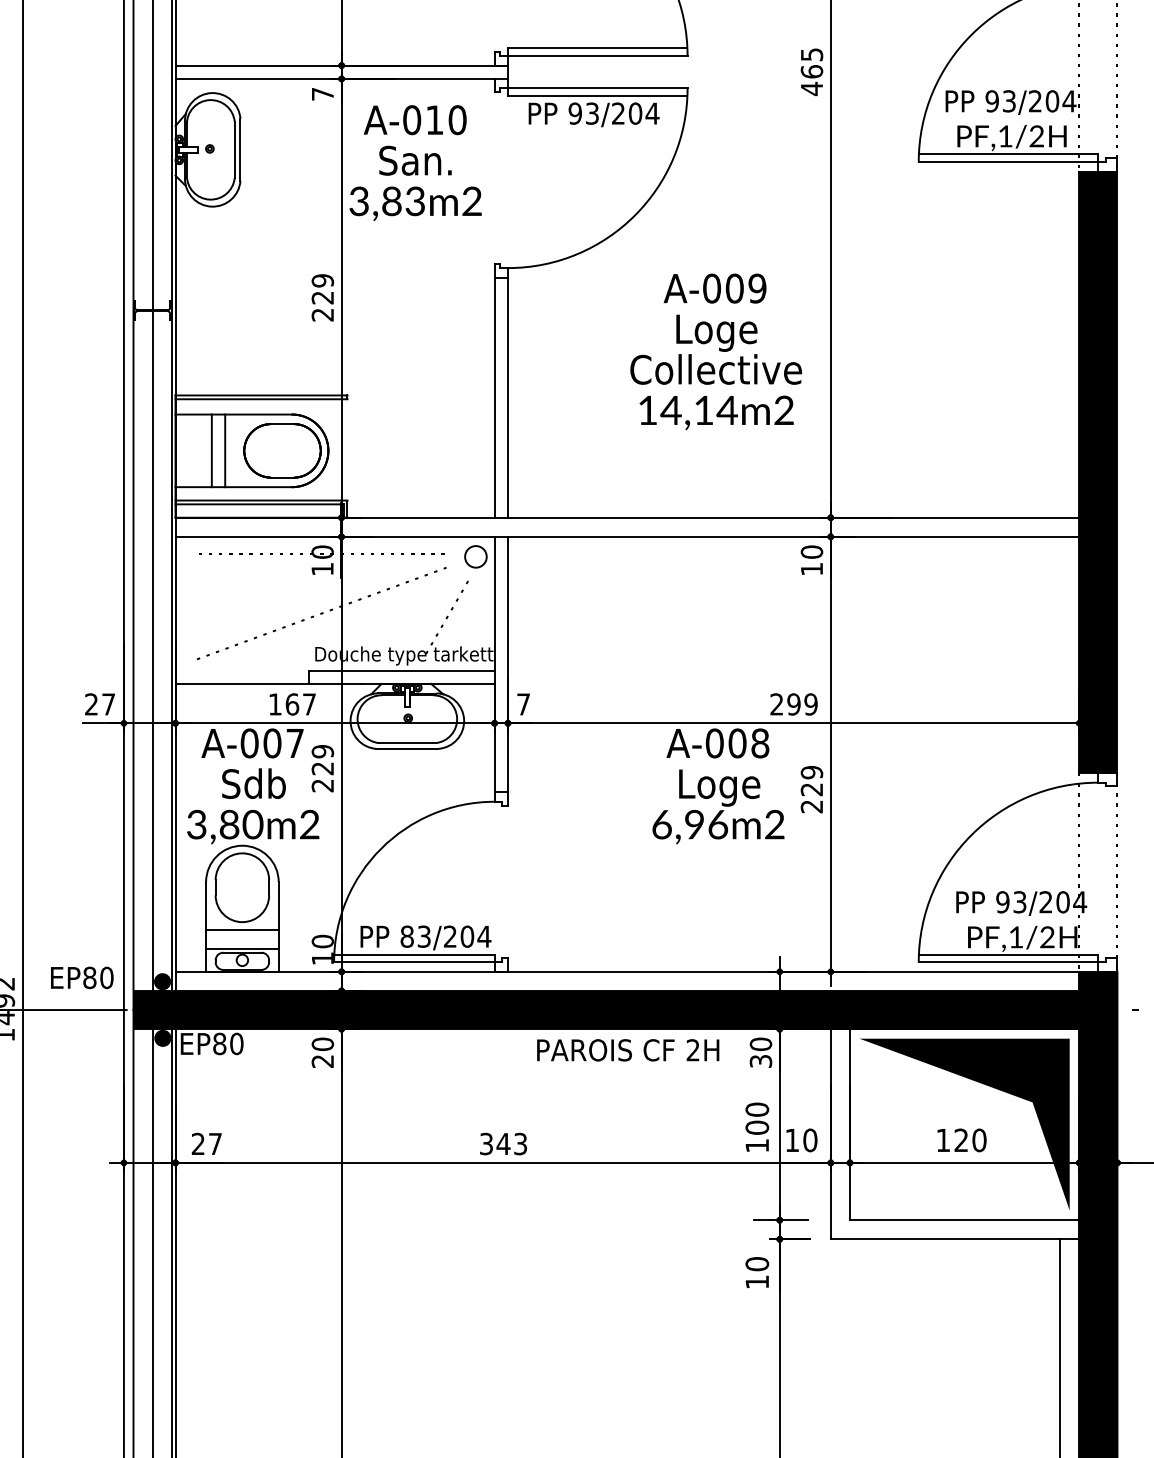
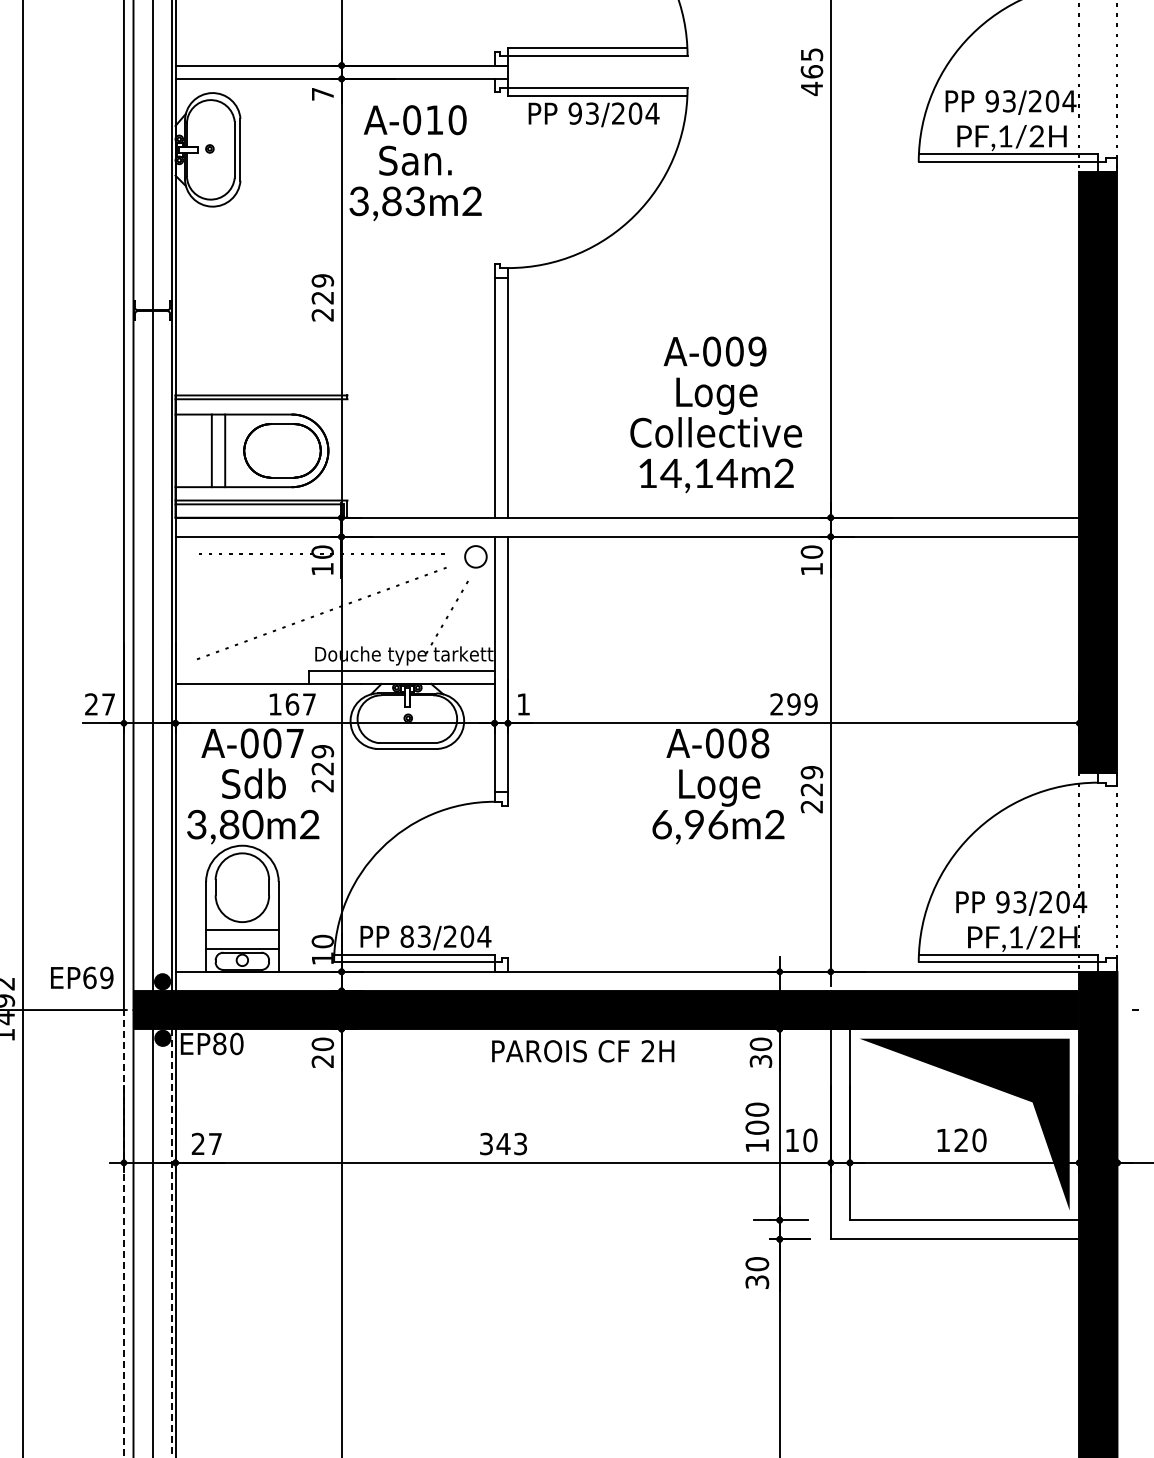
text position: (715, 351) -> (715, 414) (715, 414)
text: 7 -> 1 (523, 704)
text: EP80 -> EP69 (98, 977)
text position: (628, 1050) -> (583, 1051) (583, 1051)
line: solid -> dashed (123, 1233)
line: solid -> dashed (171, 1243)
text: 10 -> 30 (757, 1281)
line: present -> none (1060, 1346)
